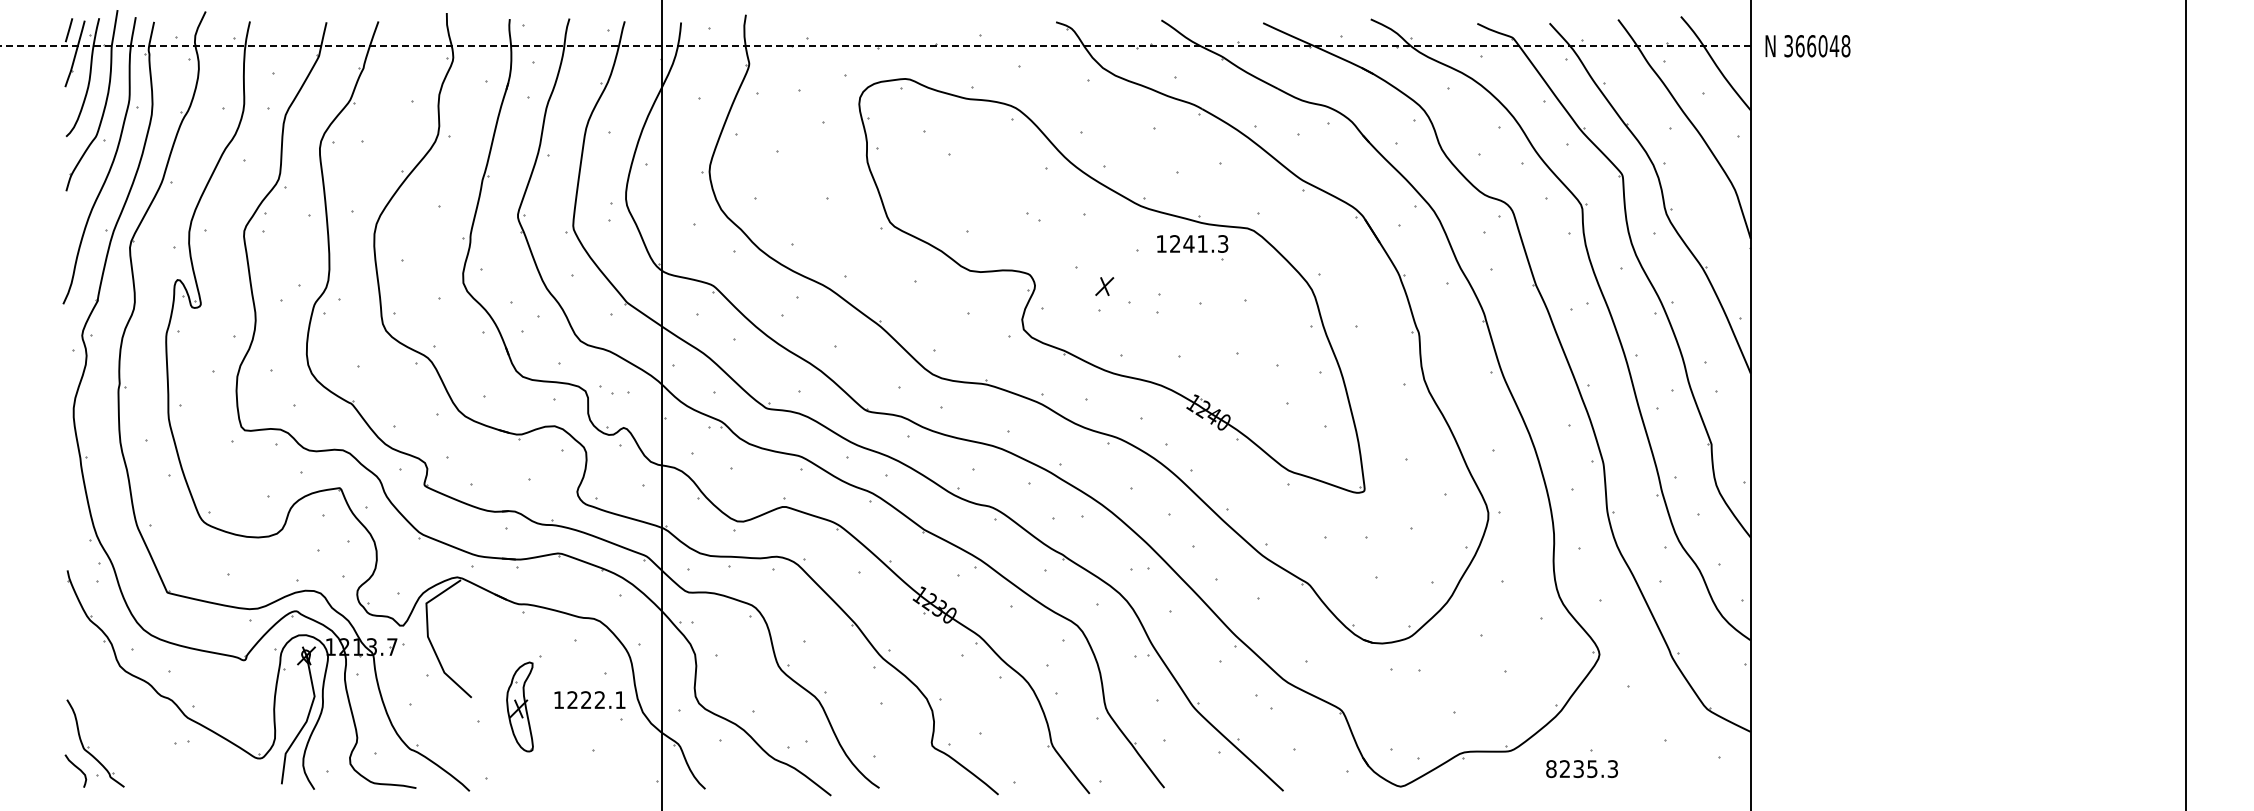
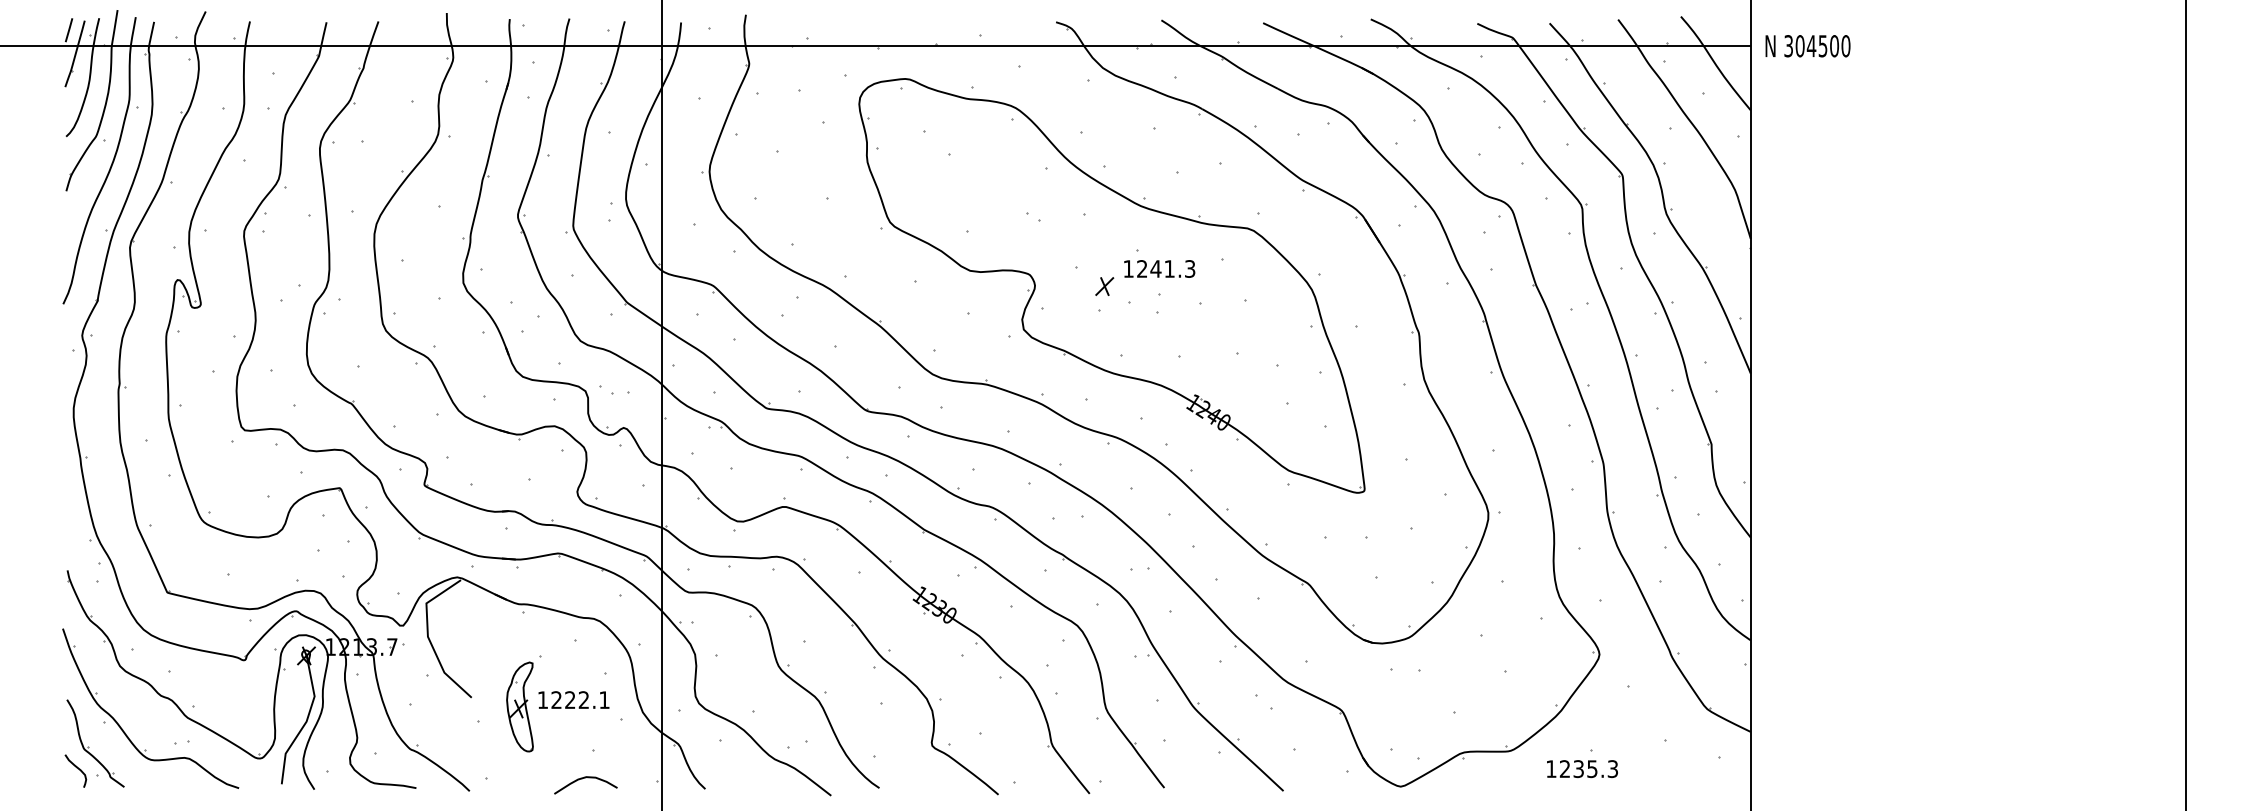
line: dashed -> solid (874, 46)
text: 366048 -> 304500 (1822, 46)
text position: (1192, 243) -> (1159, 268) (1159, 268)
text position: (589, 699) -> (573, 699) (573, 699)
part: none -> present (123, 729)
text: 8235.3 -> 1235.3 (1551, 769)
curve: none -> present (582, 779)
